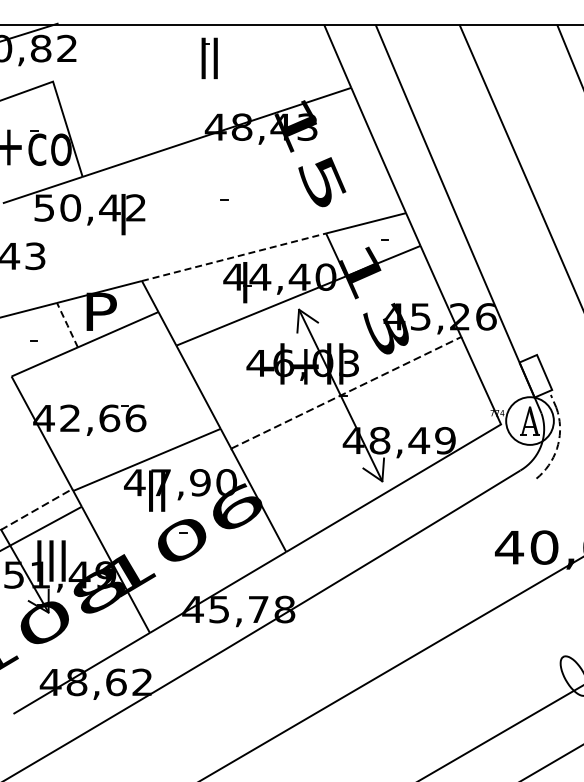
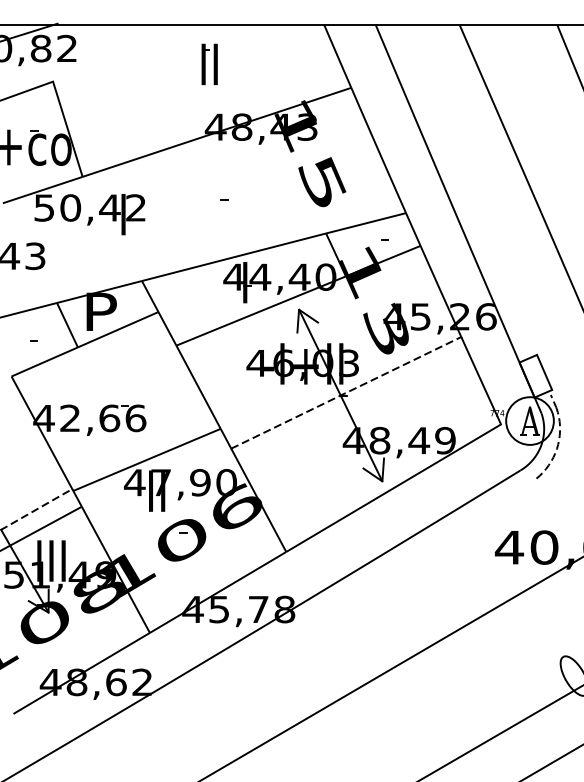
part position: (209, 58) -> (209, 64) (209, 64)
line: dashed -> solid (234, 257)
line: dashed -> solid (67, 325)
